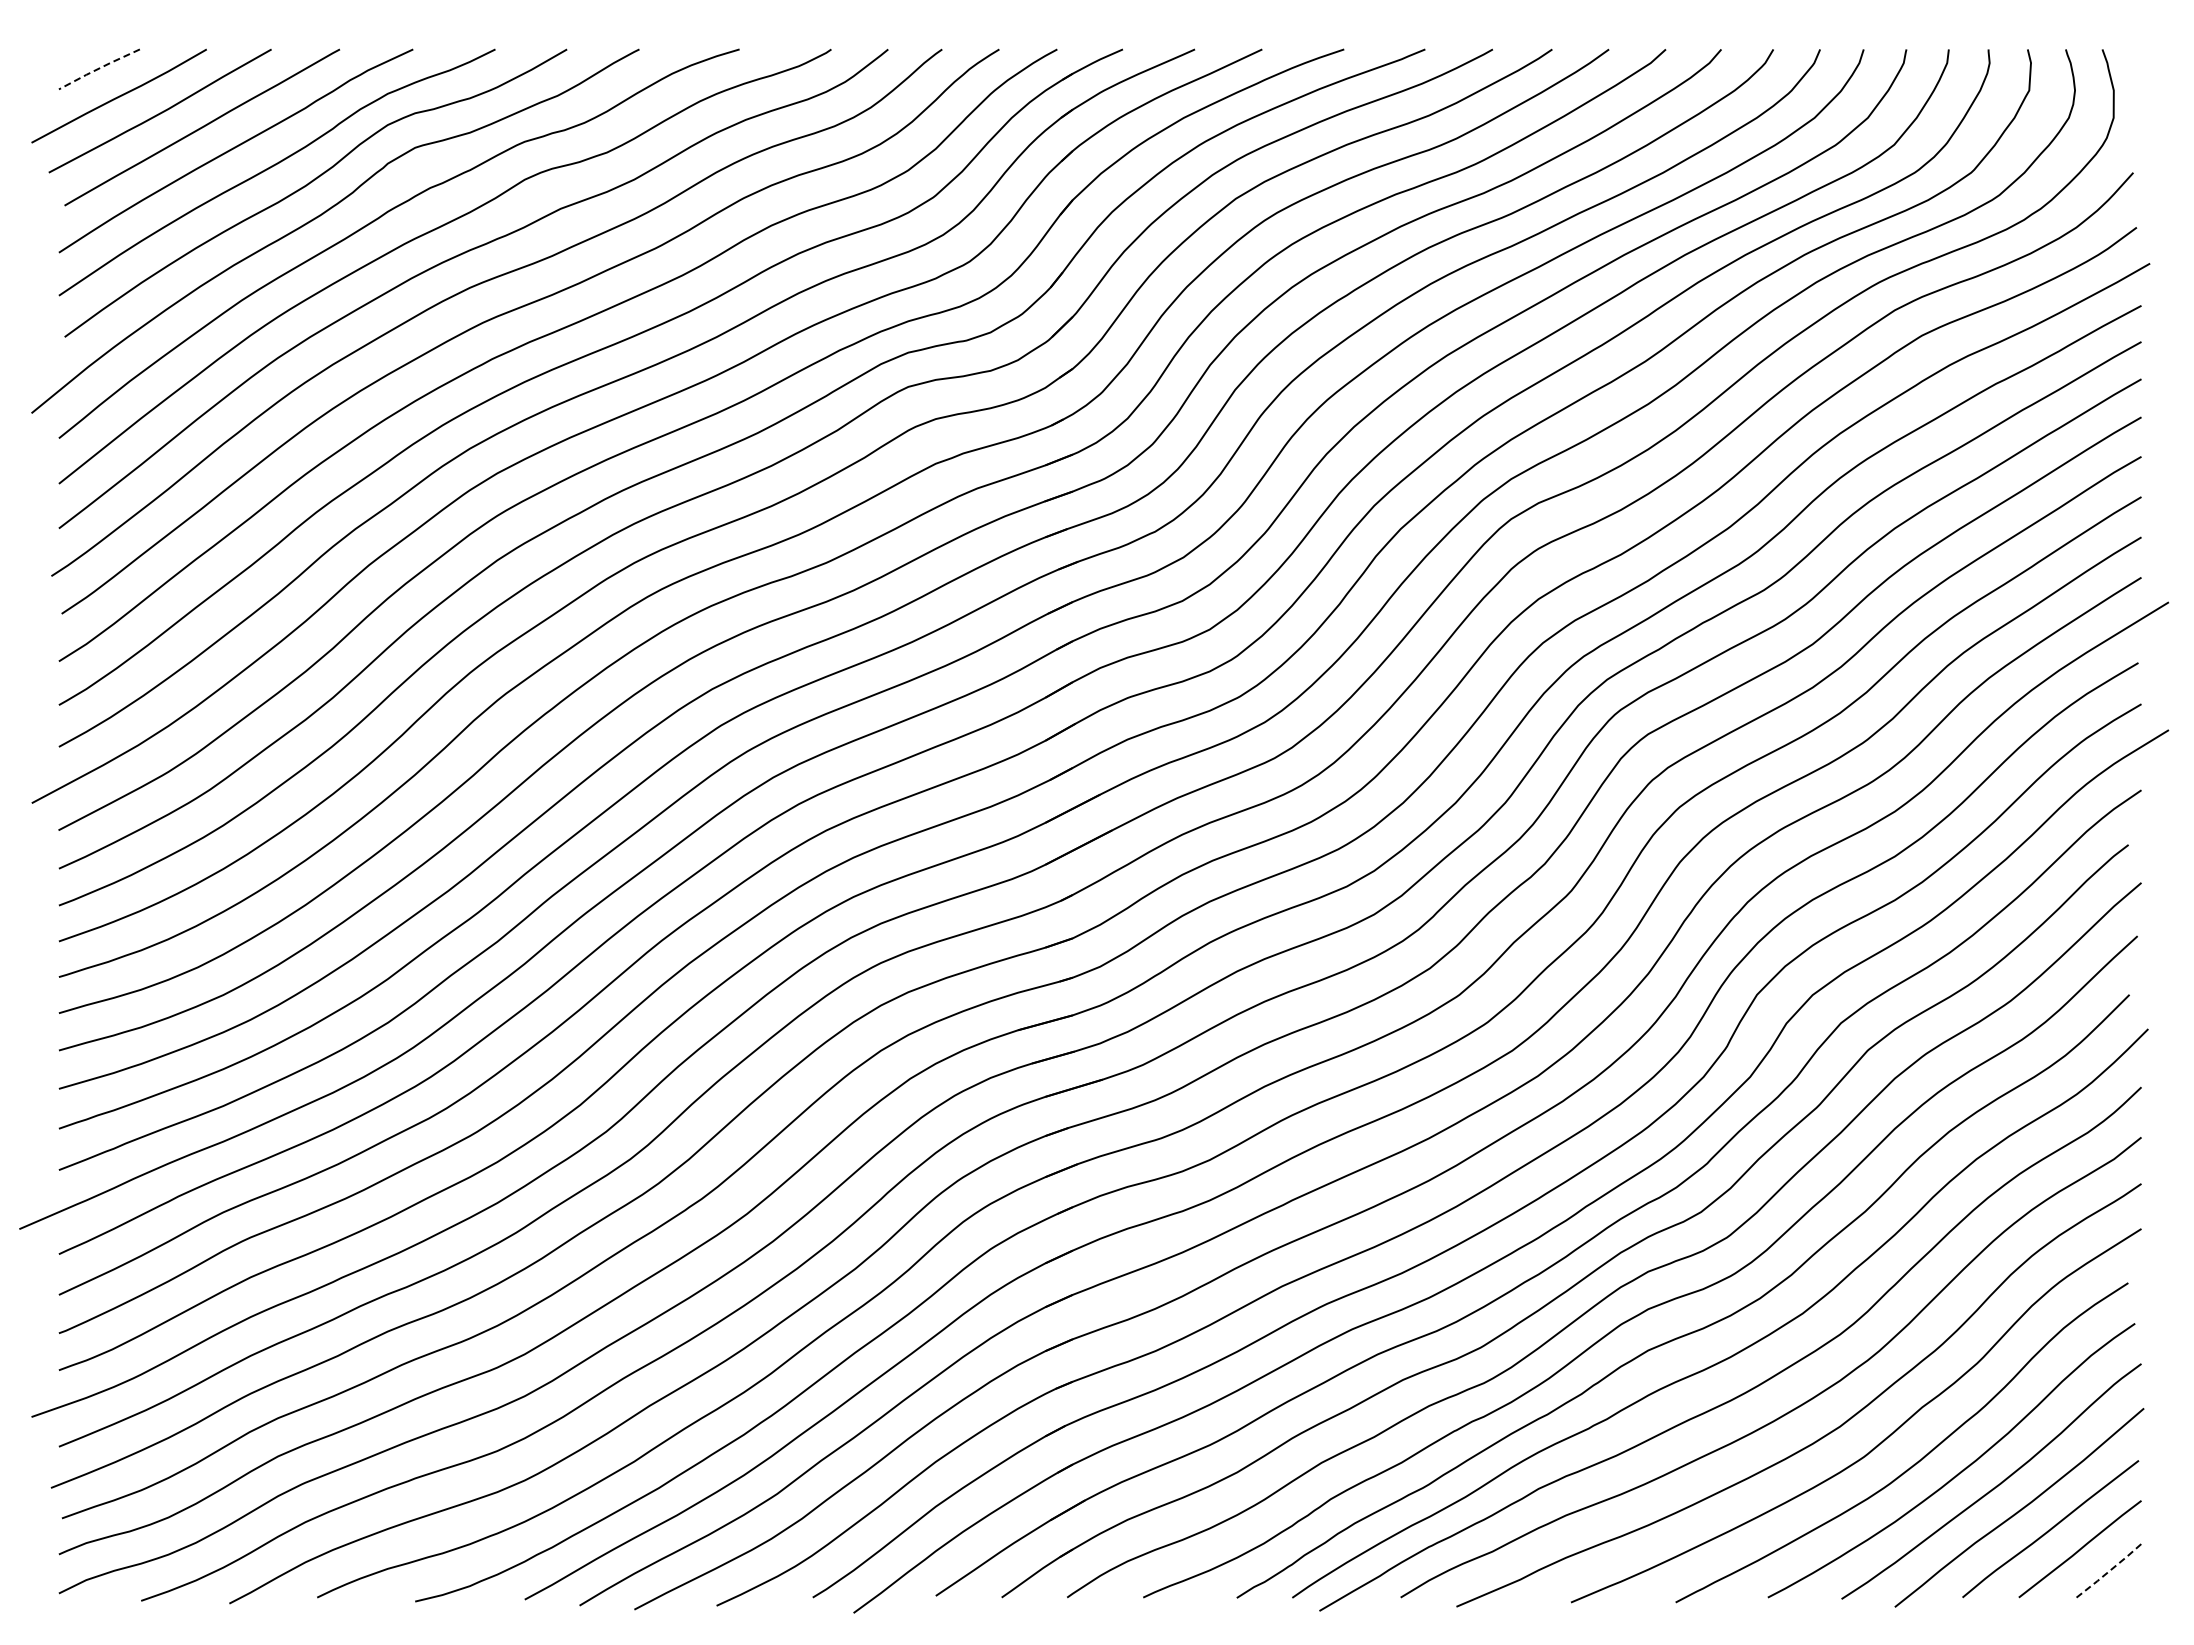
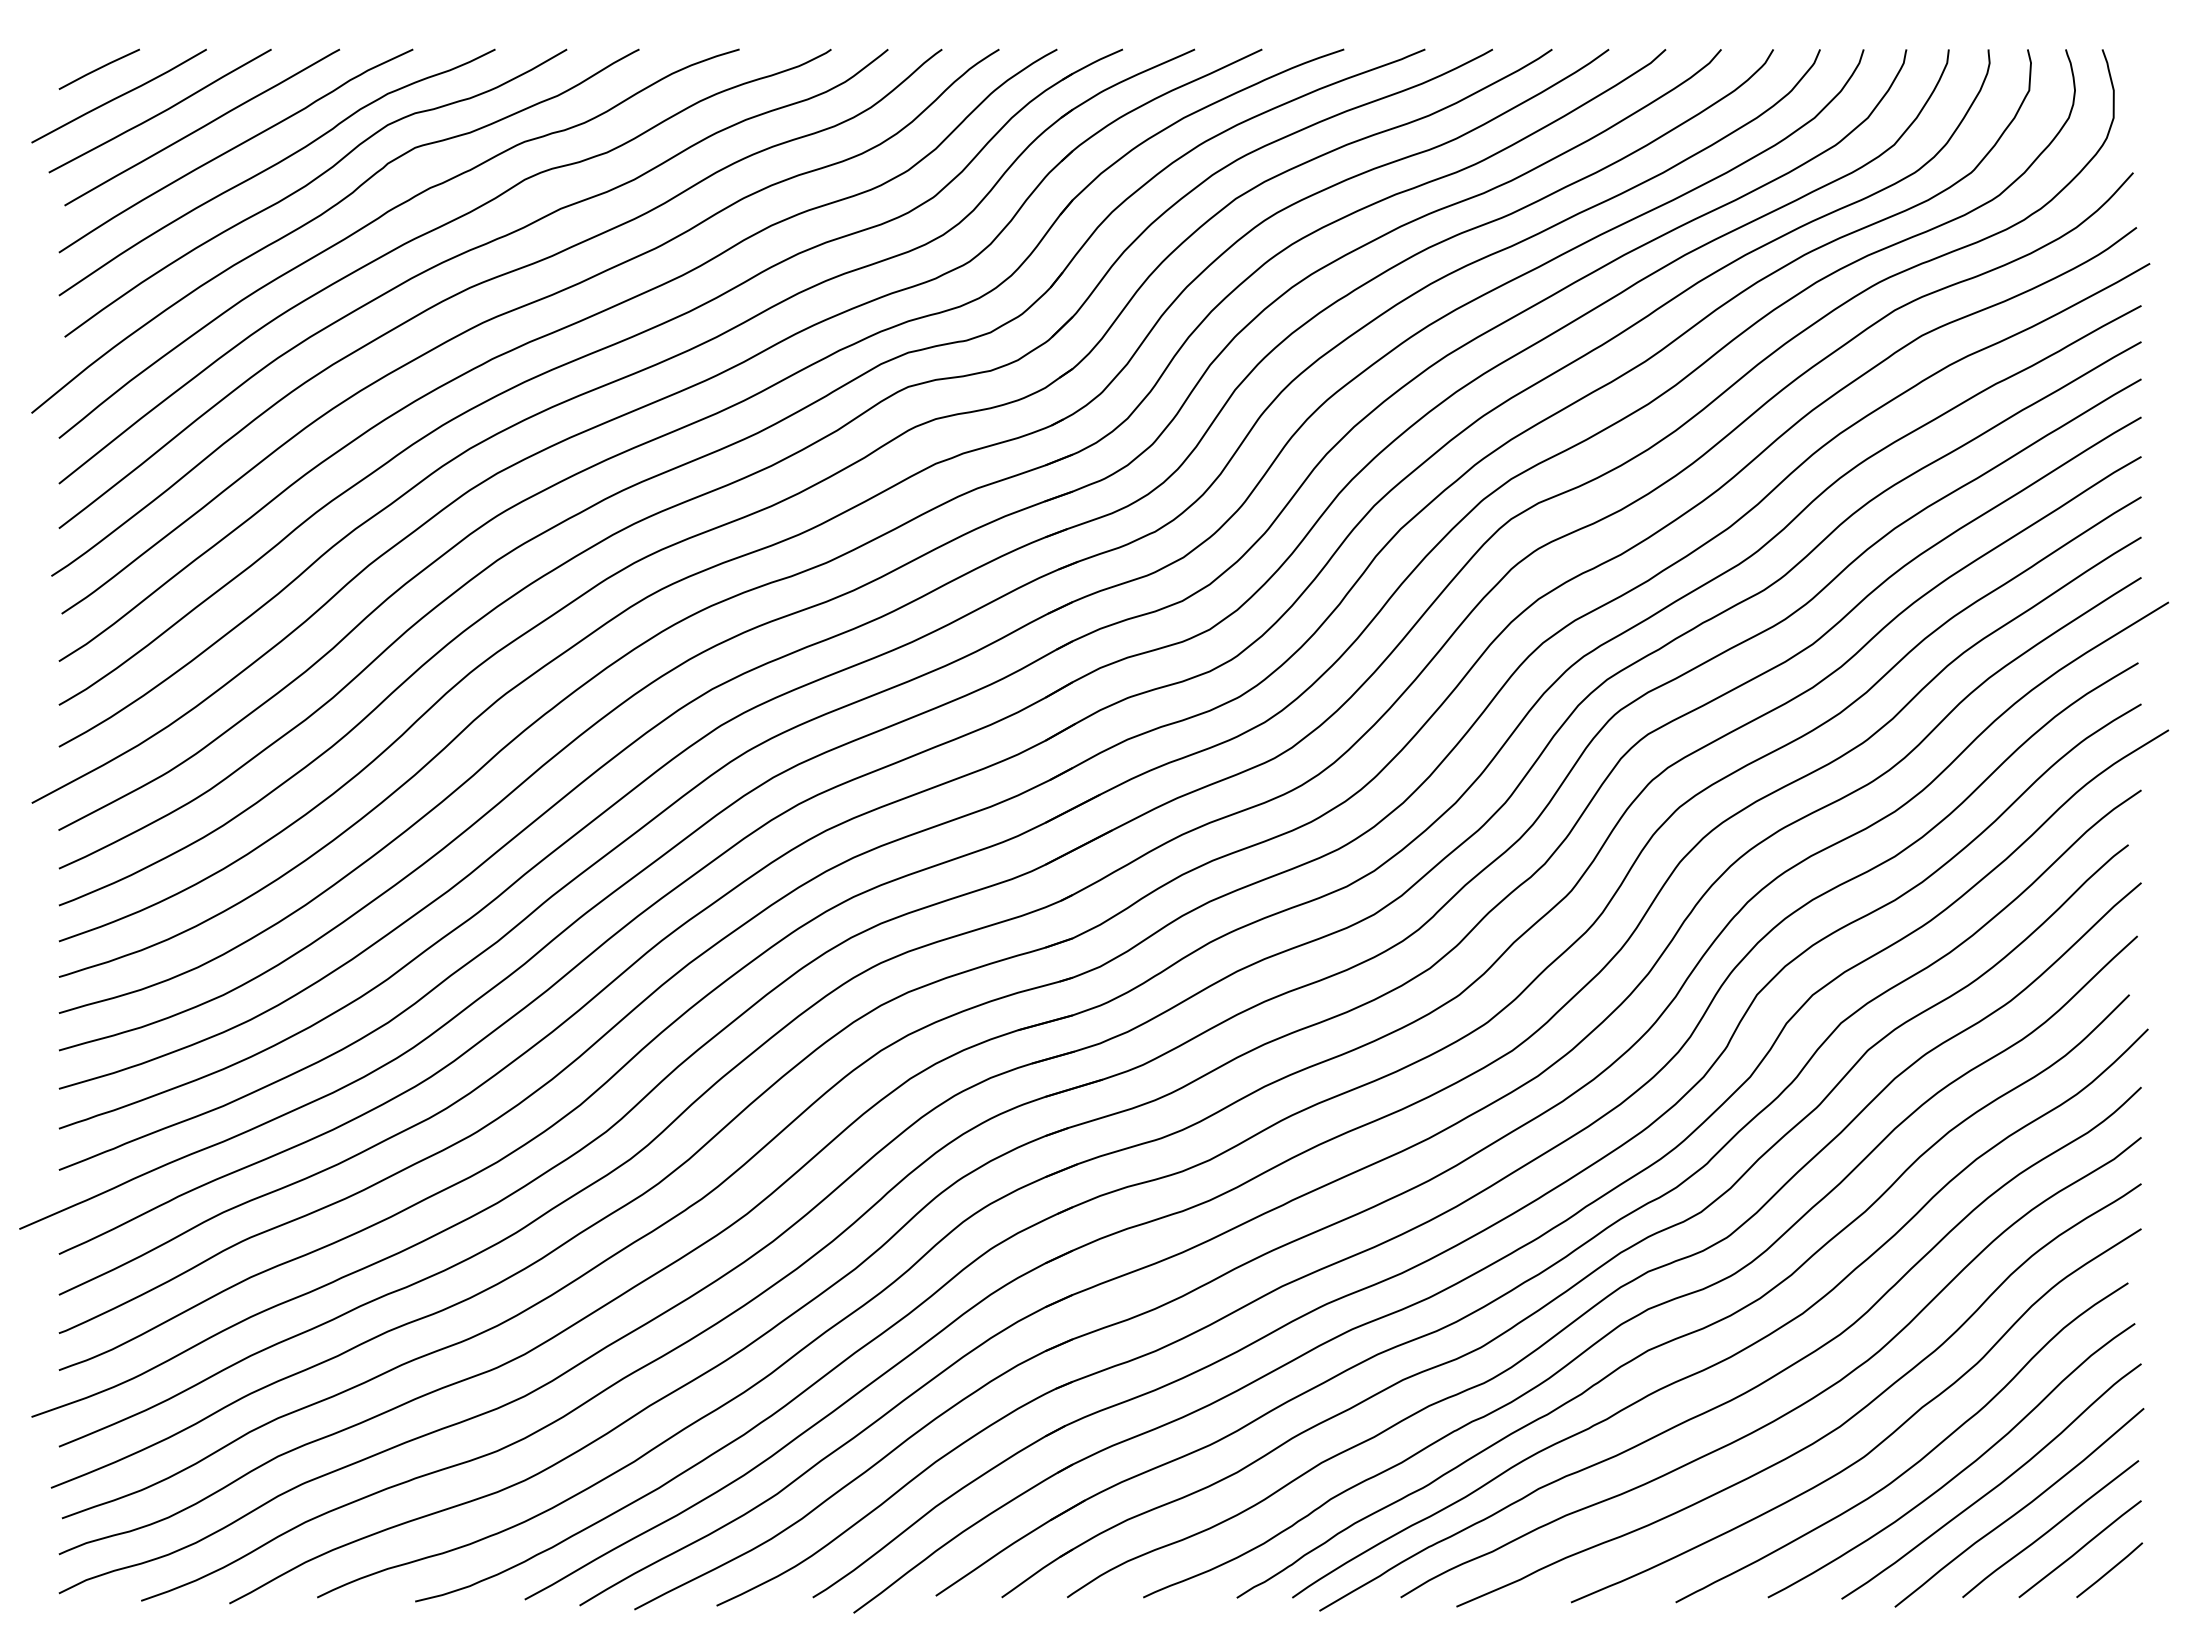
line: dashed -> solid (98, 68)
line: dashed -> solid (2110, 1570)
